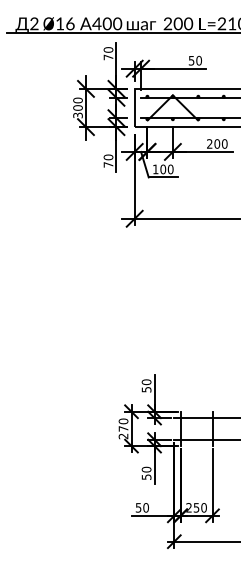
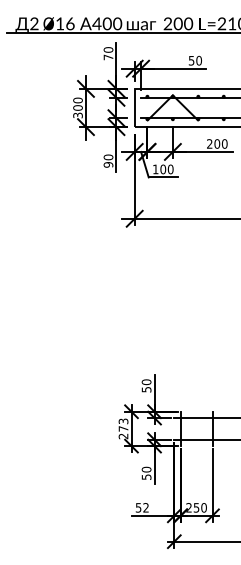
text: 70 -> 90 (108, 164)
text: 270 -> 273 (123, 421)
text: 50 -> 52 (145, 507)
